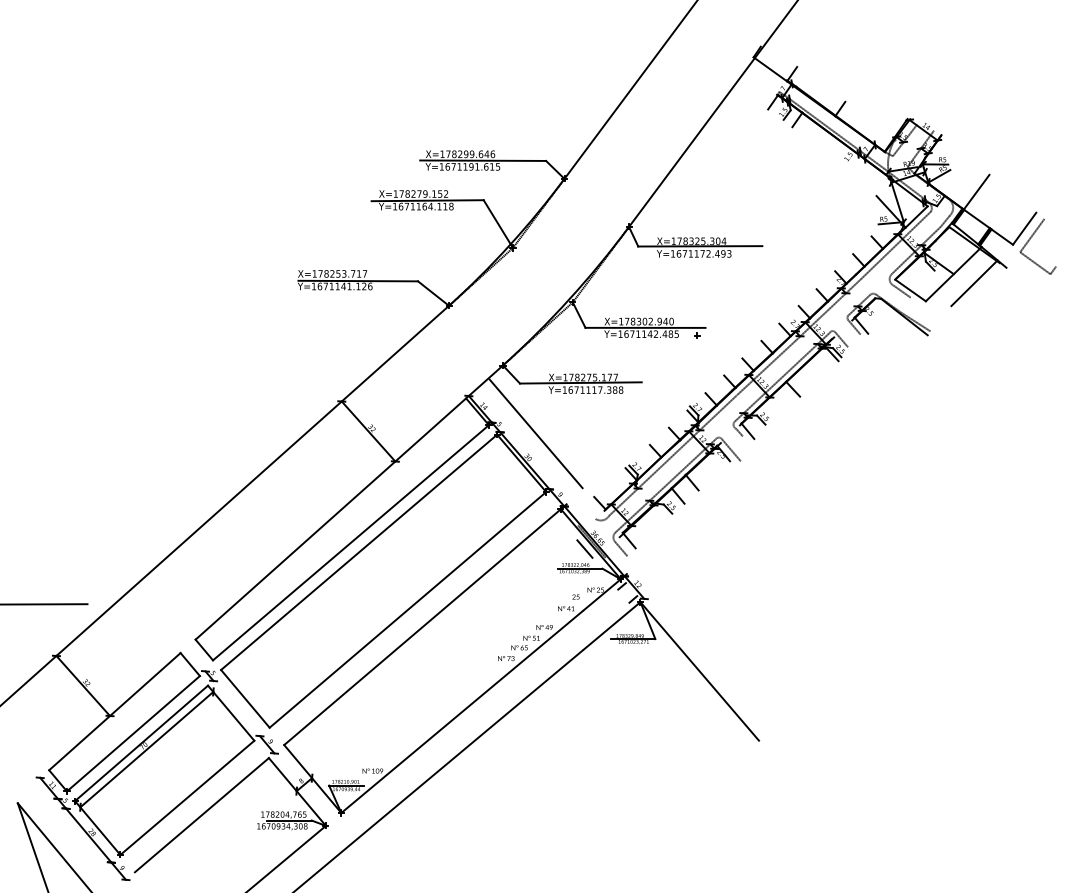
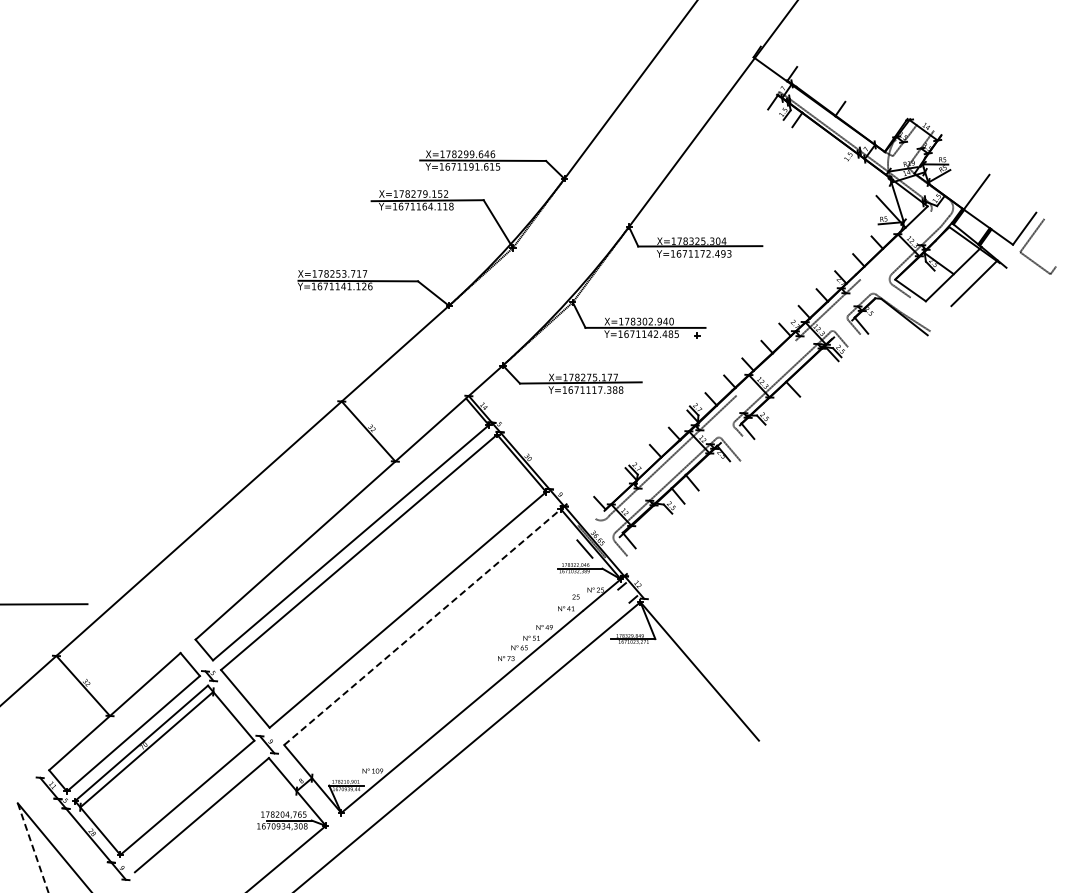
line: present -> none (895, 245)
line: present -> none (765, 367)
line: present -> none (535, 433)
line: solid -> dashed (422, 627)
line: solid -> dashed (33, 848)
